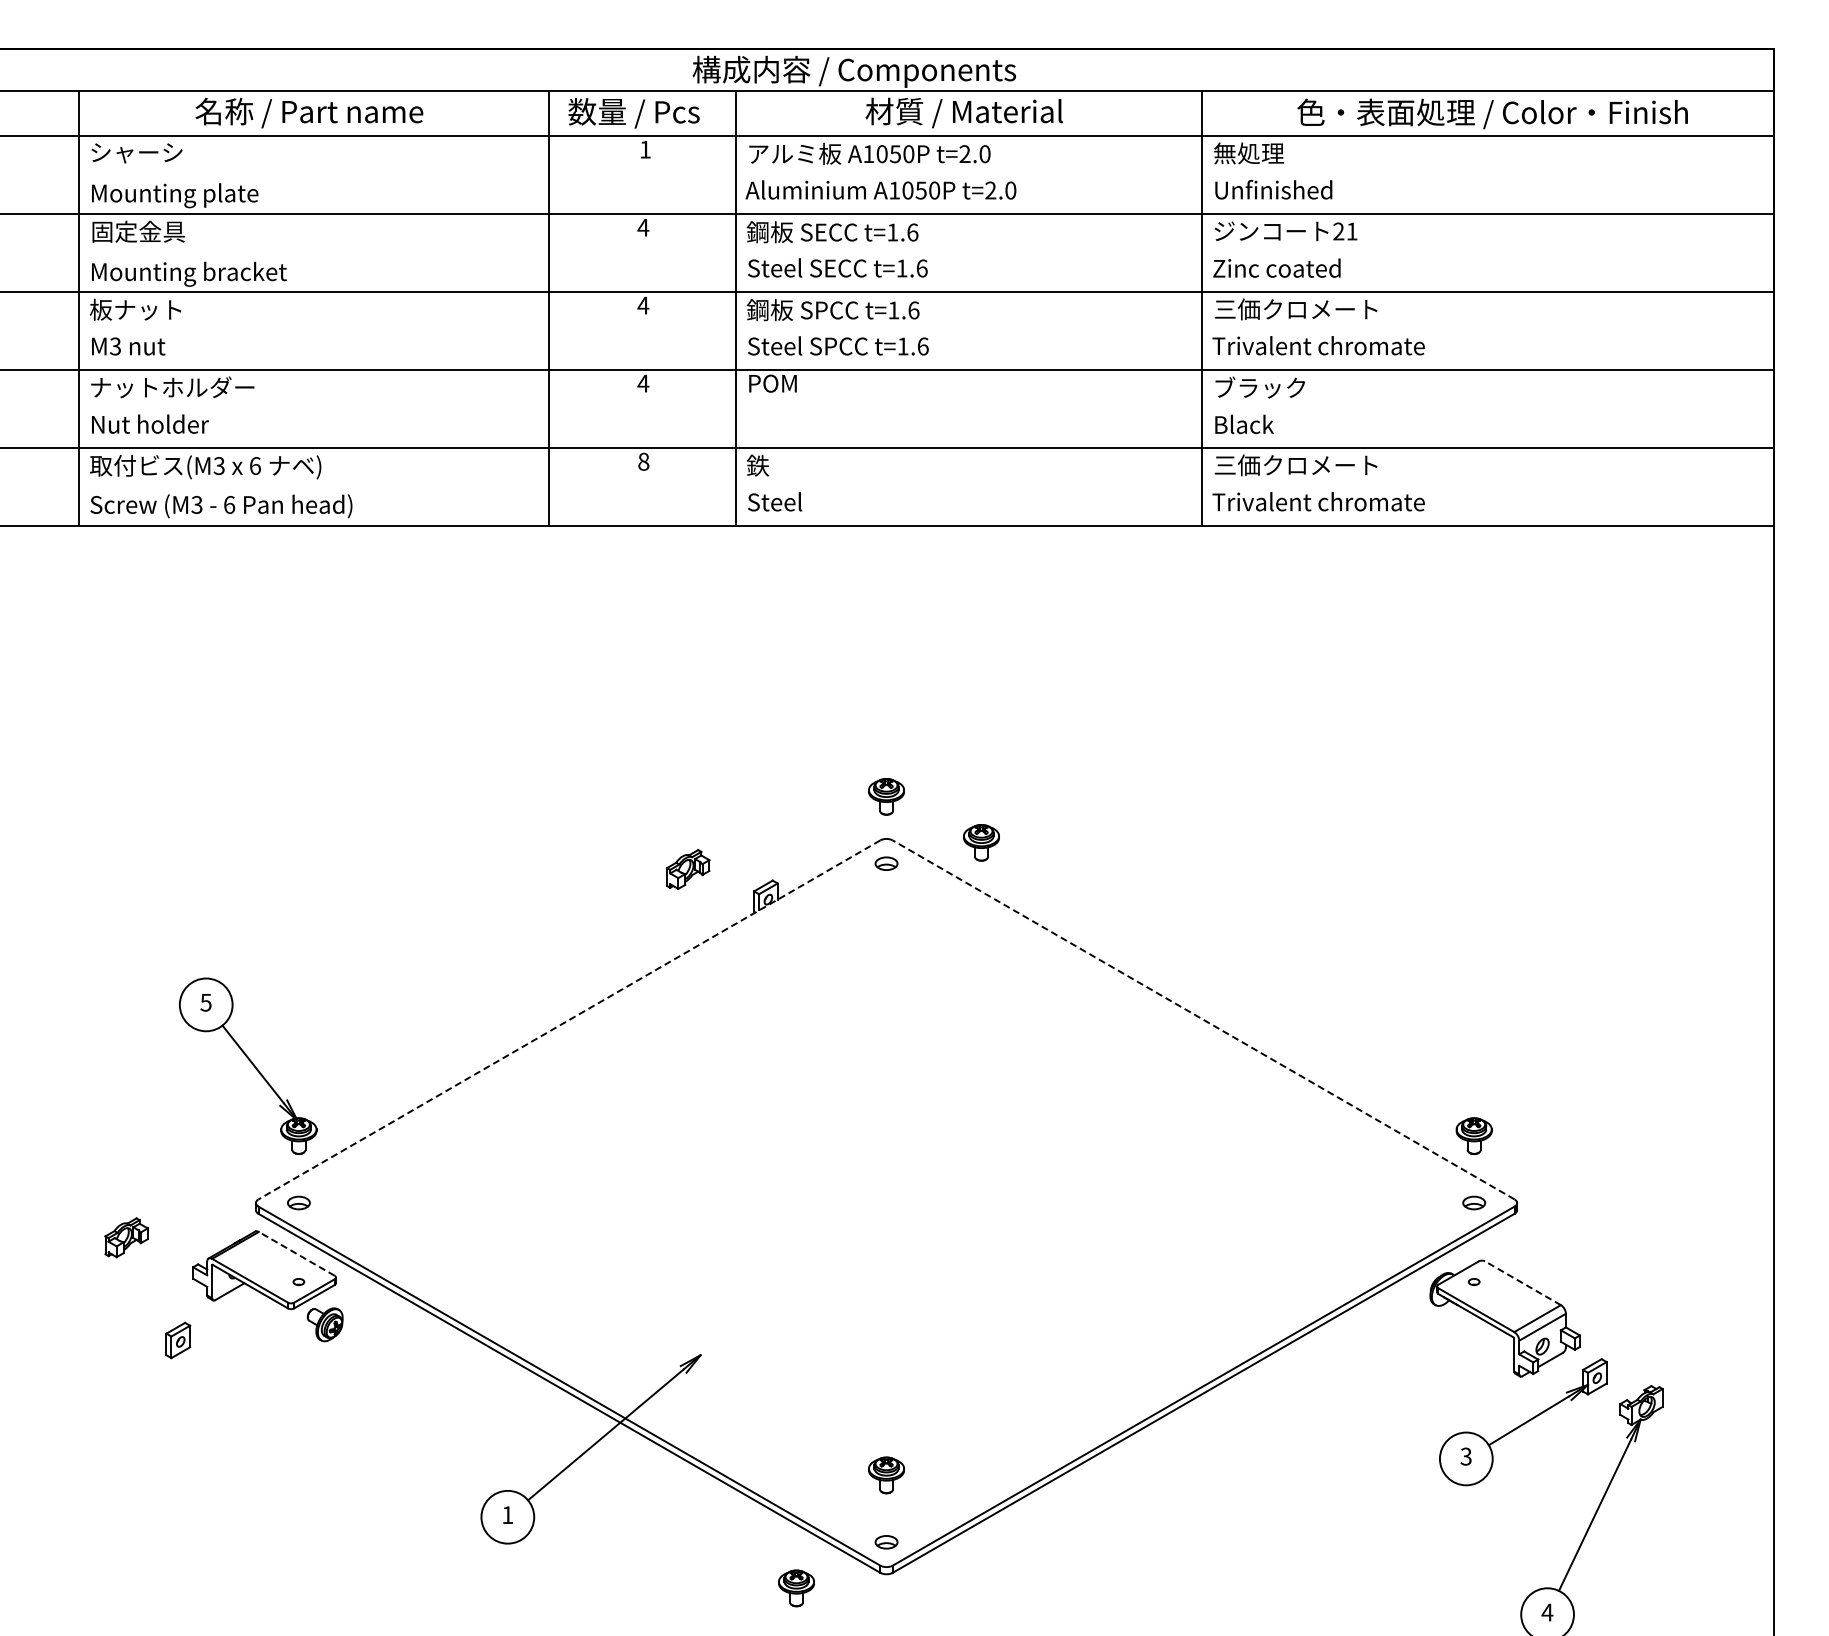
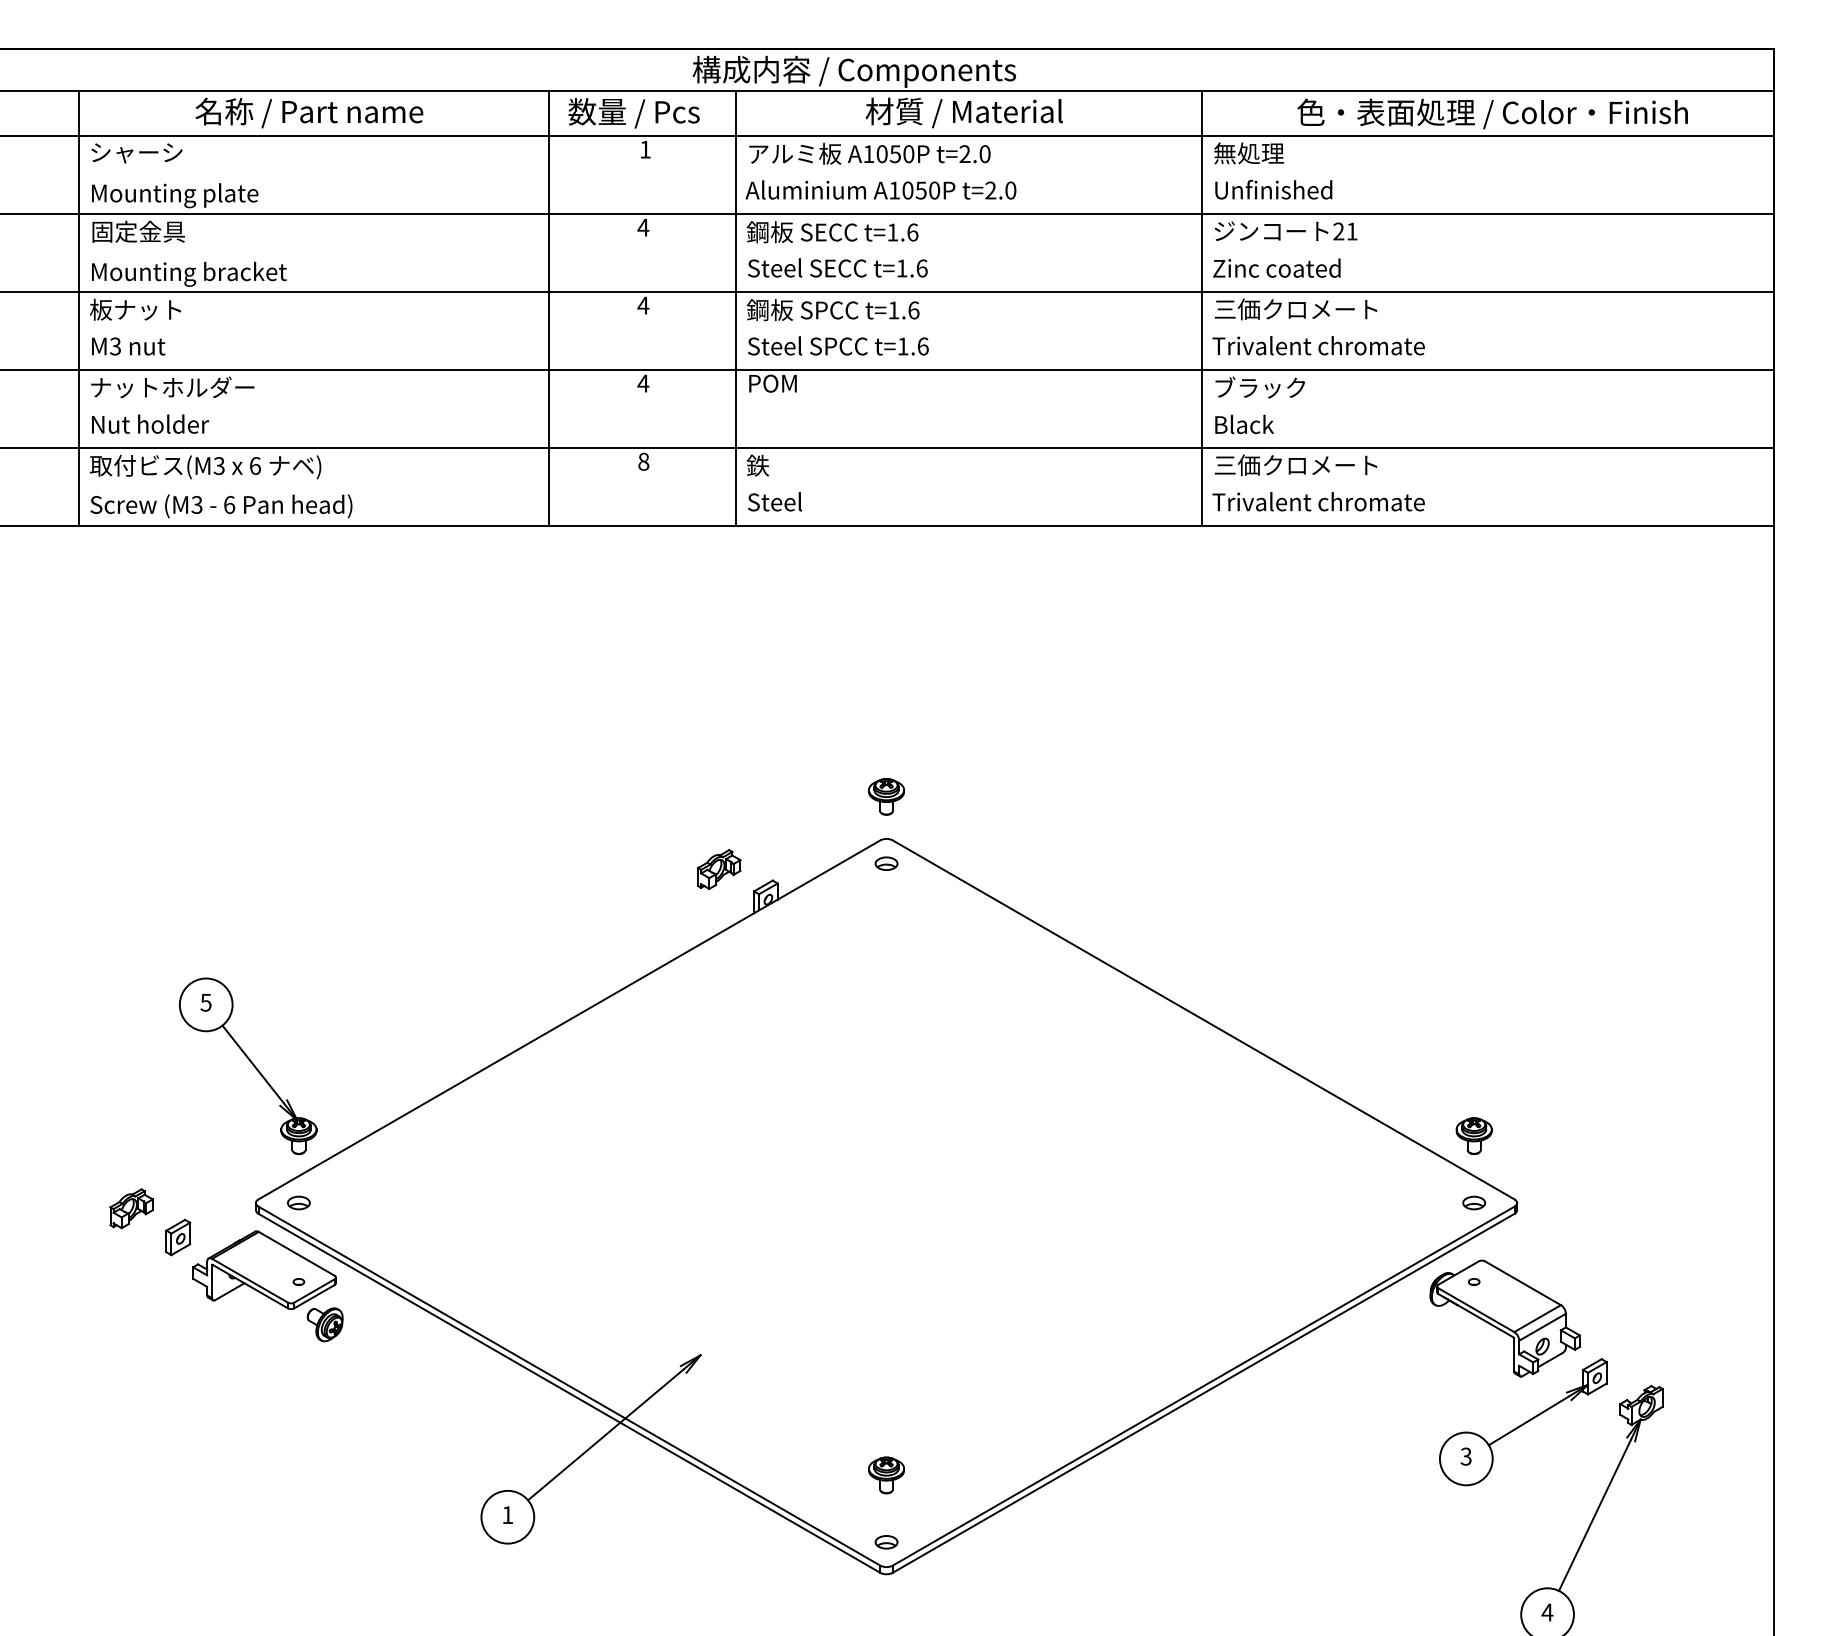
part: present -> none (981, 842)
part position: (688, 869) -> (719, 869) (719, 869)
line: dashed -> solid (1203, 1019)
line: dashed -> solid (568, 1020)
part position: (126, 1237) -> (131, 1208) (131, 1208)
line: dashed -> solid (296, 1253)
line: dashed -> solid (1523, 1283)
part position: (178, 1340) -> (178, 1237) (178, 1237)
part: present -> none (796, 1588)
